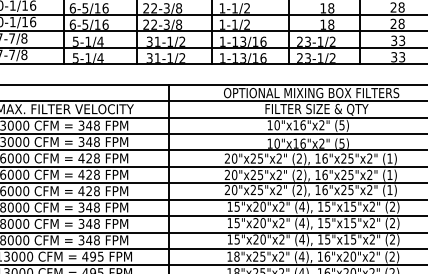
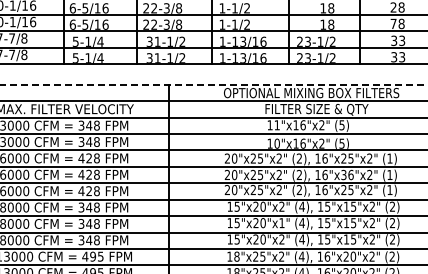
text: 28 -> 78 (393, 23)
line: solid -> dashed (214, 84)
text: 10"x16"x2" -> 11"x16"x2" (276, 125)
text: 16"x25"x2" -> 16"x36"x2" (347, 174)
text: 15"x20"x2" -> 15"x20"x1" (281, 222)
